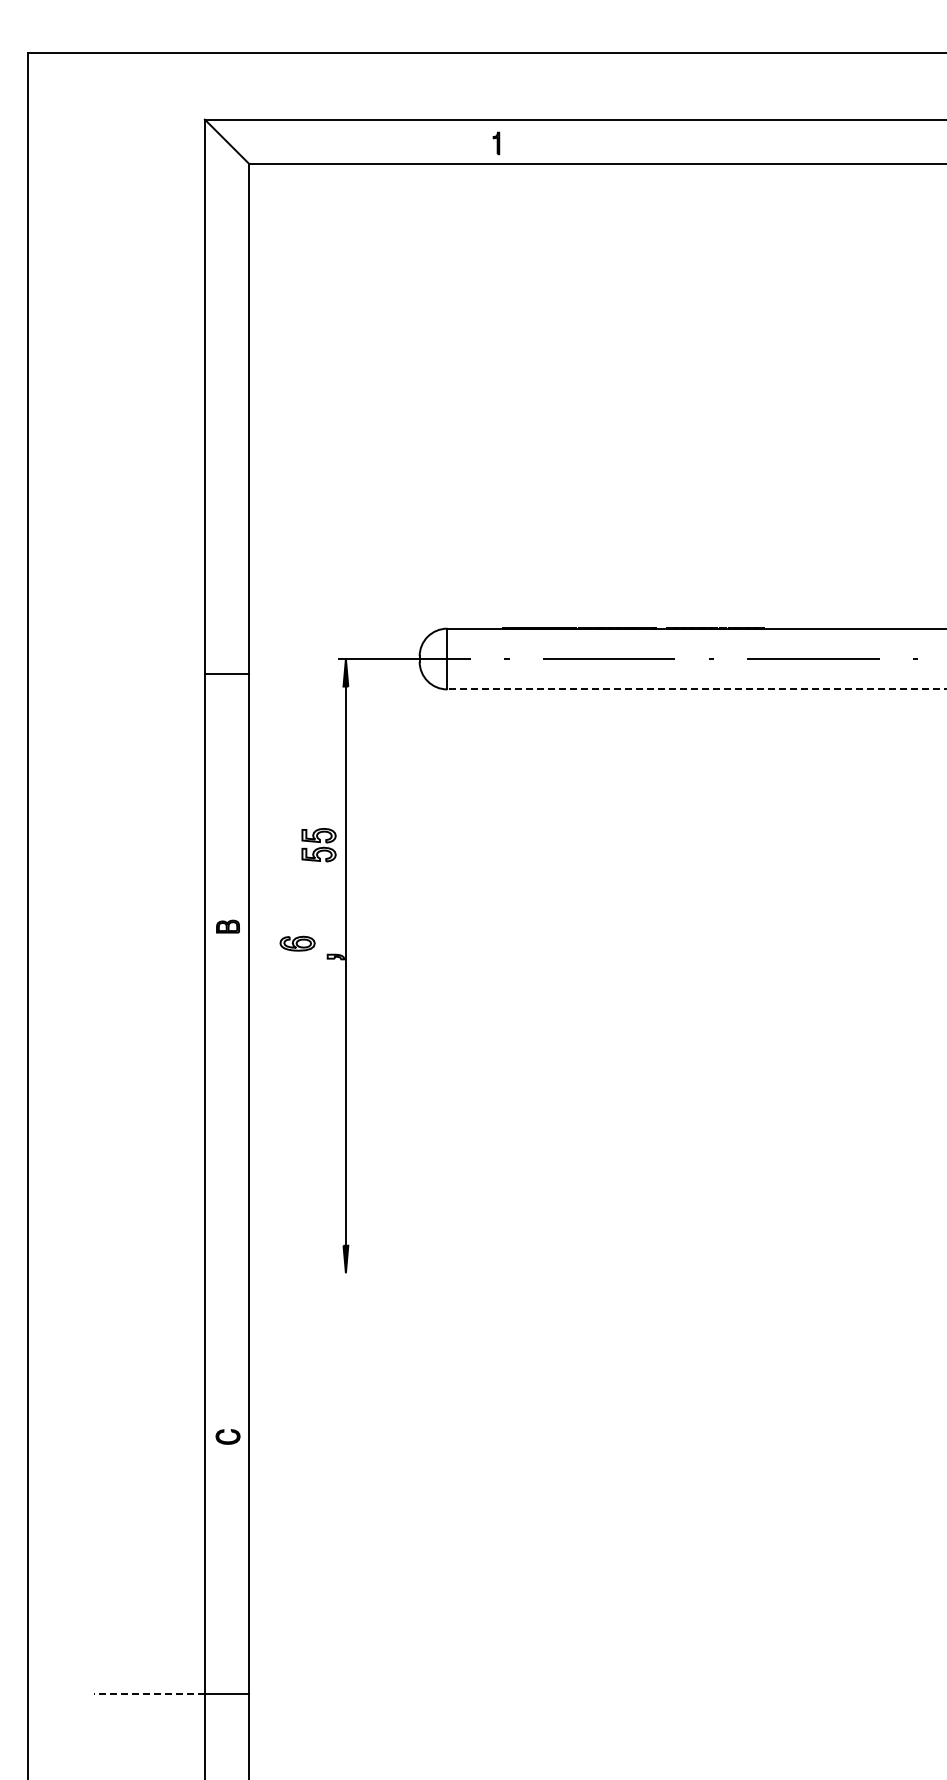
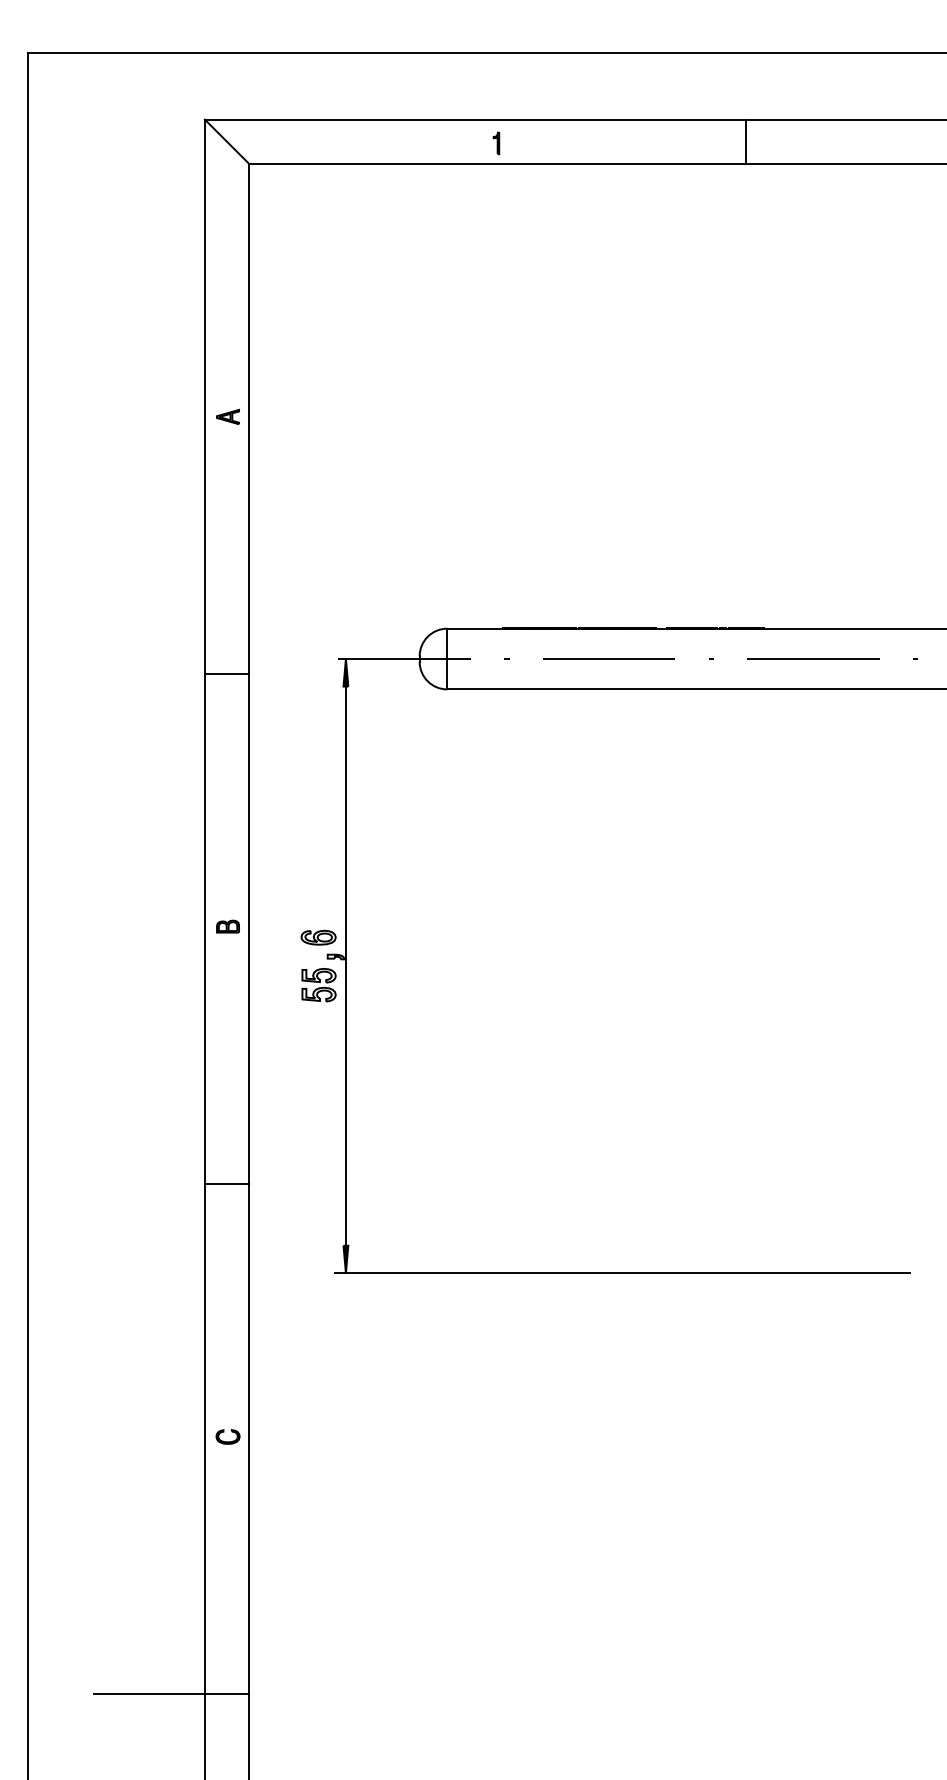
line: none -> present (746, 141)
part: none -> present (227, 416)
line: dashed -> solid (696, 689)
part position: (318, 845) -> (318, 985) (318, 985)
part position: (297, 943) -> (318, 937) (318, 937)
line: none -> present (226, 1183)
line: none -> present (622, 1273)
line: dashed -> solid (149, 1693)
